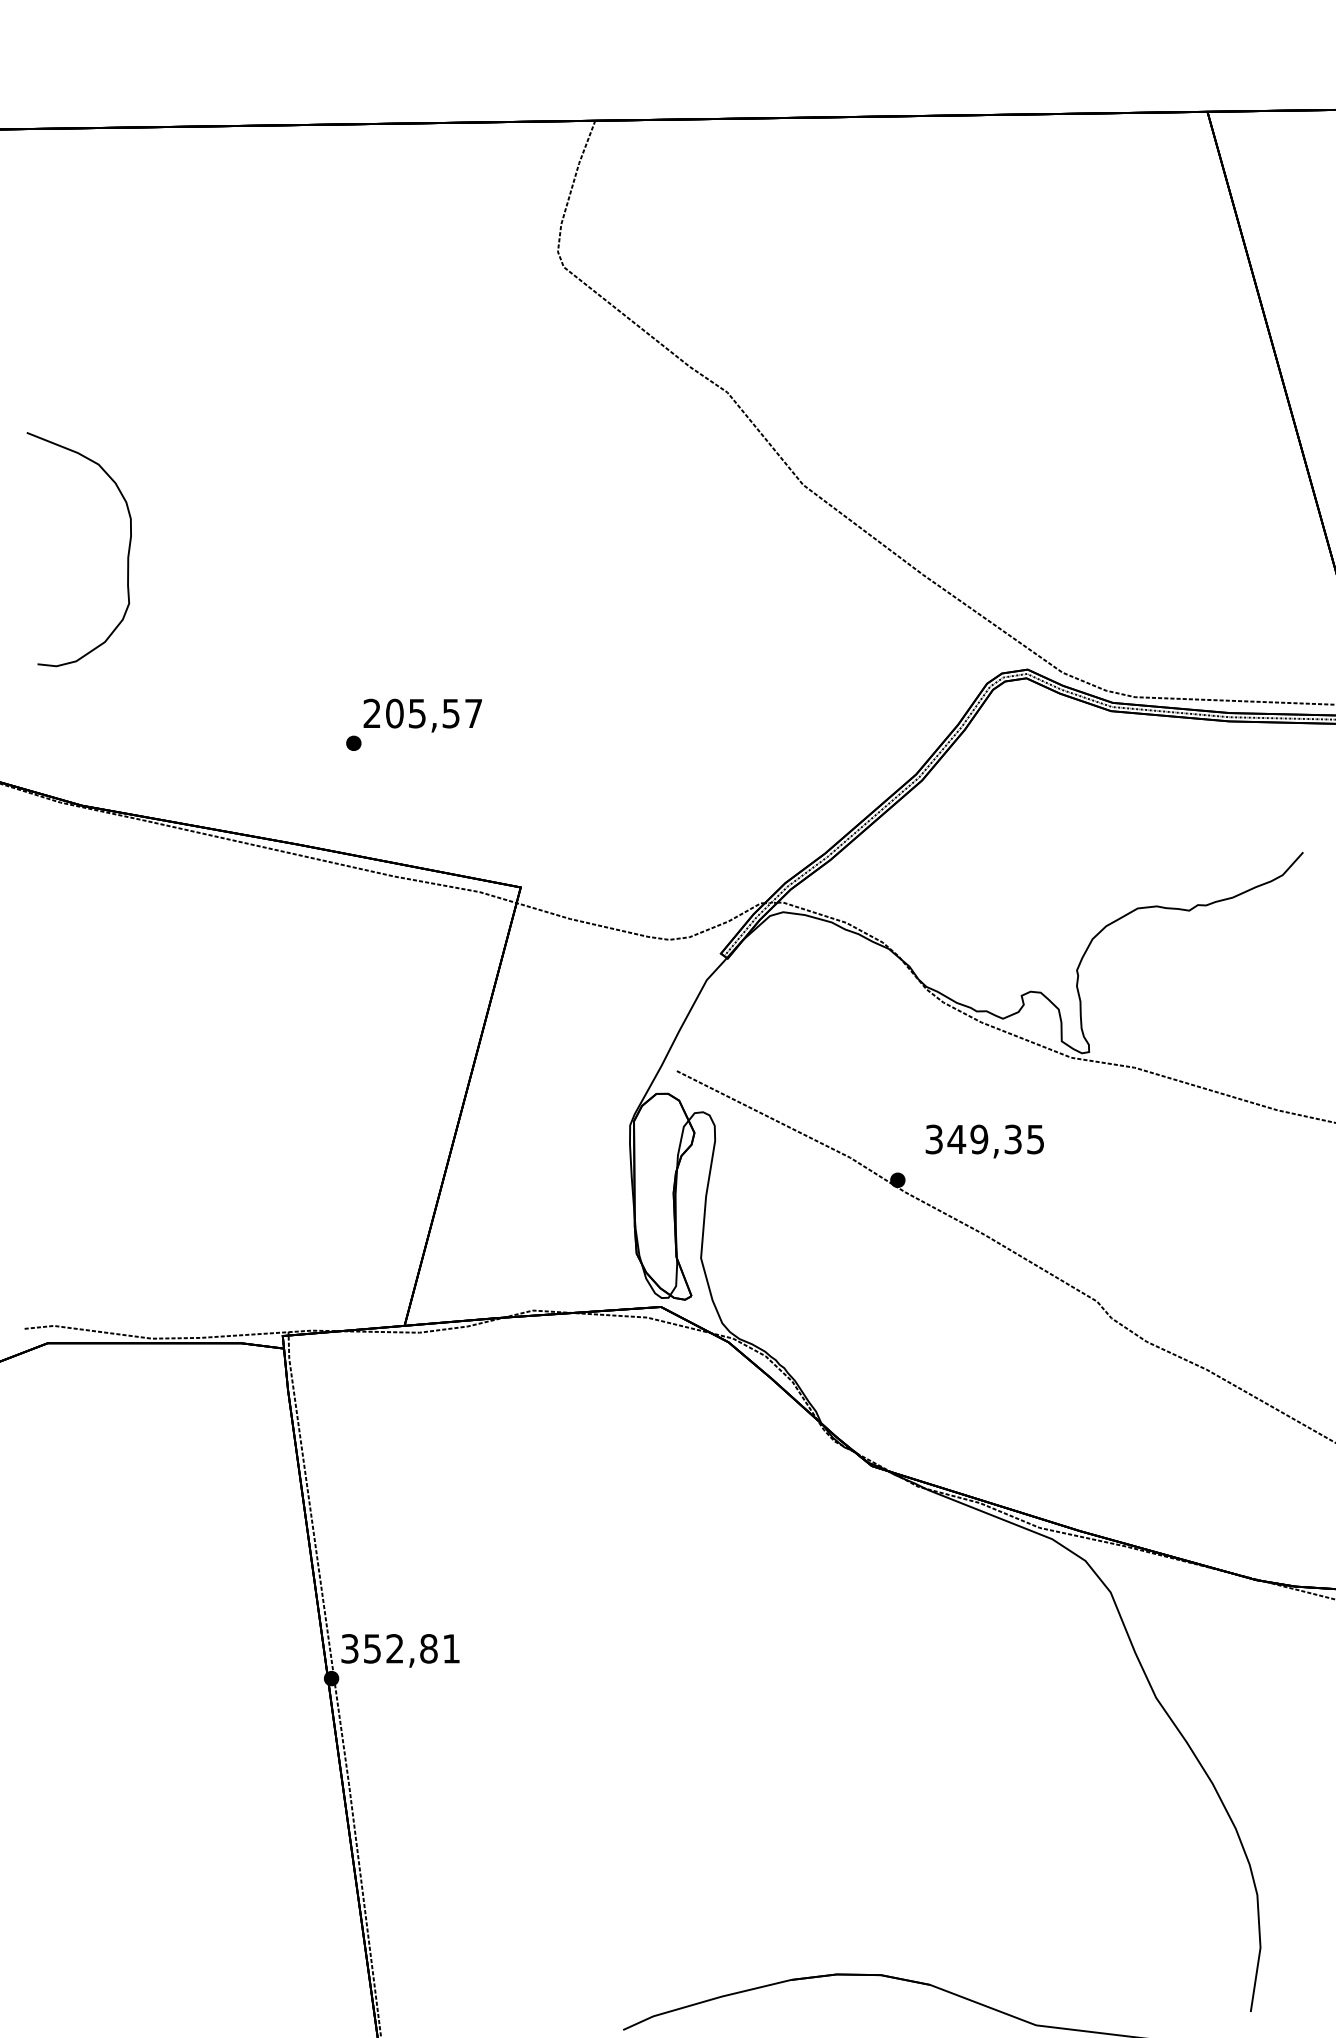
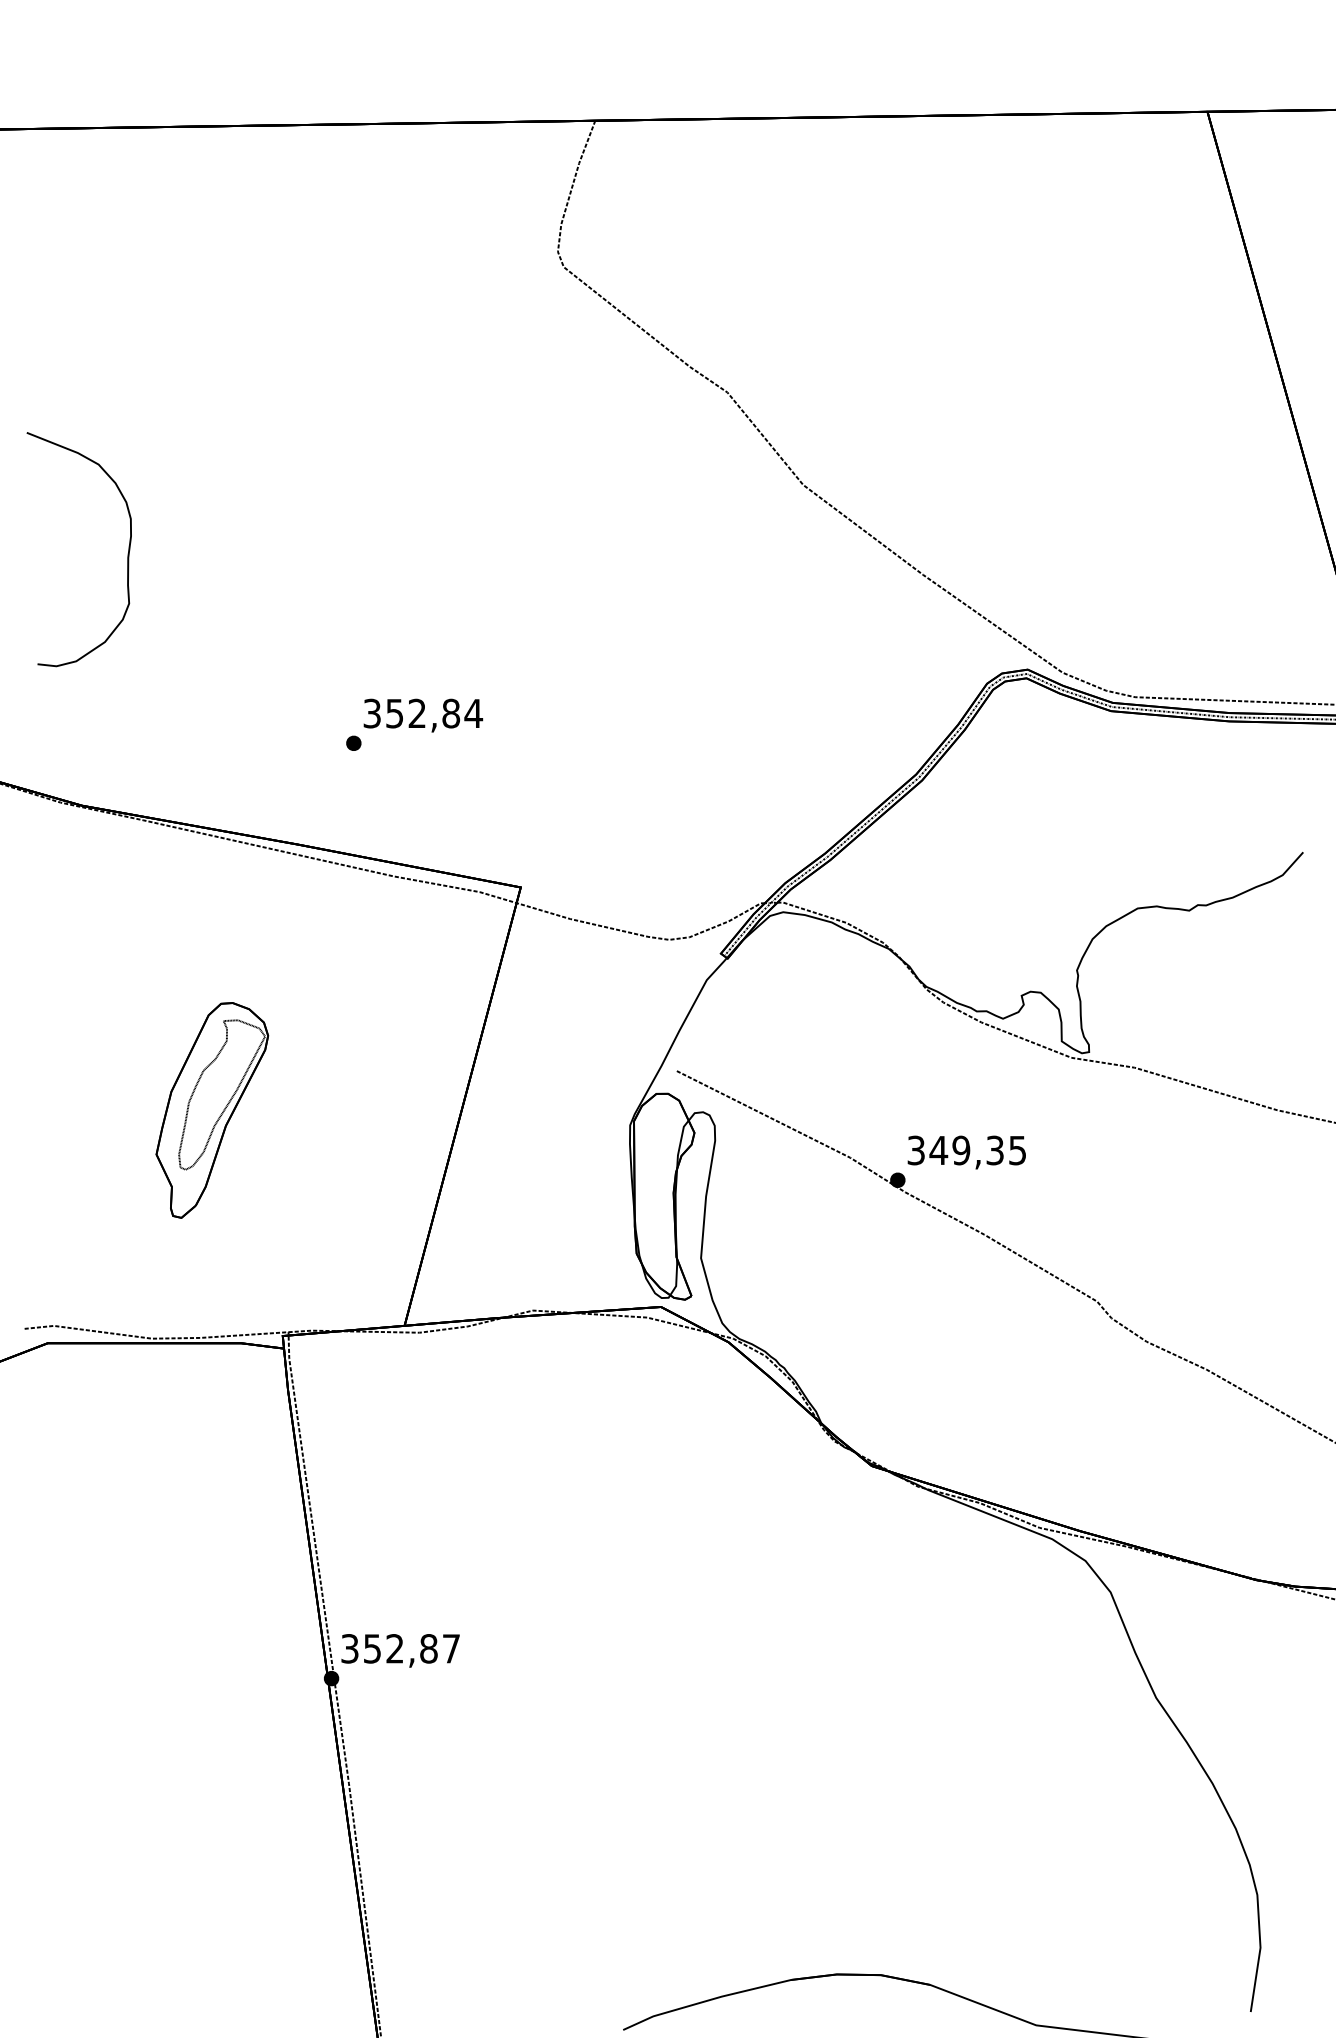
text: 205,57 -> 352,84 (423, 713)
part: none -> present (212, 1110)
text position: (984, 1141) -> (966, 1152) (966, 1152)
text: 352,81 -> 352,87 (451, 1648)
